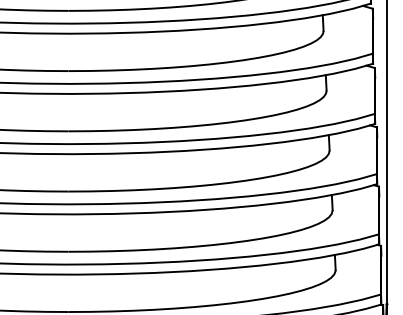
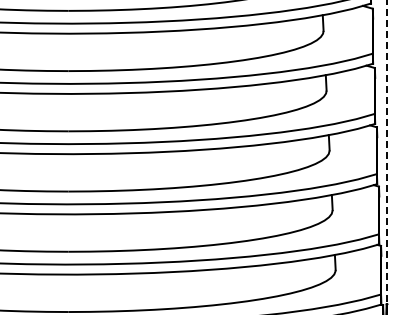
line: solid -> dashed (387, 157)
